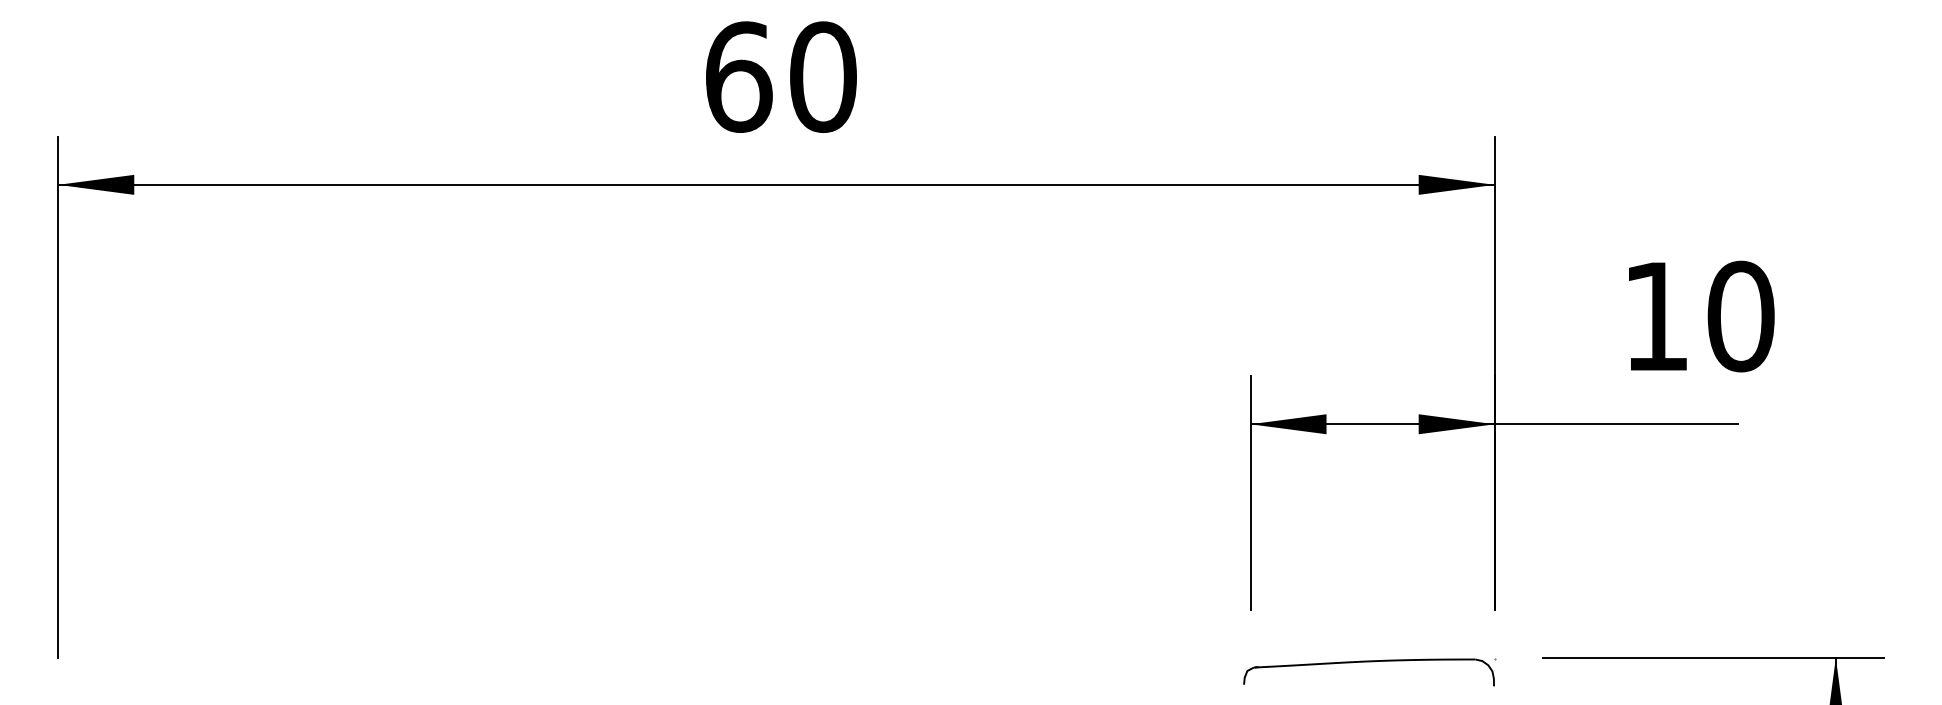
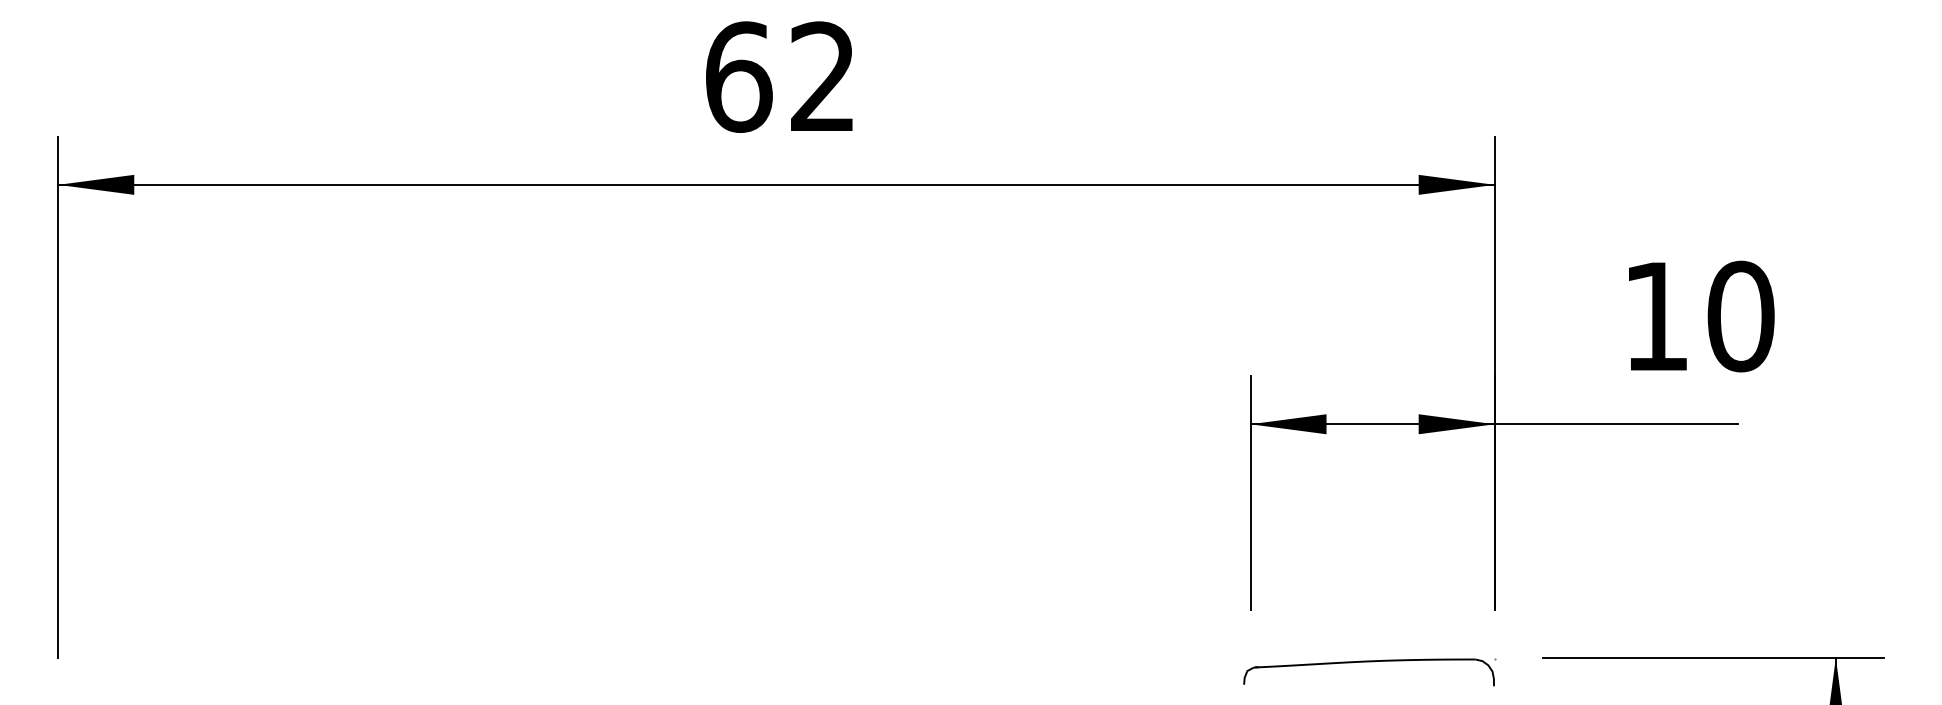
text: 60 -> 62 (823, 76)
